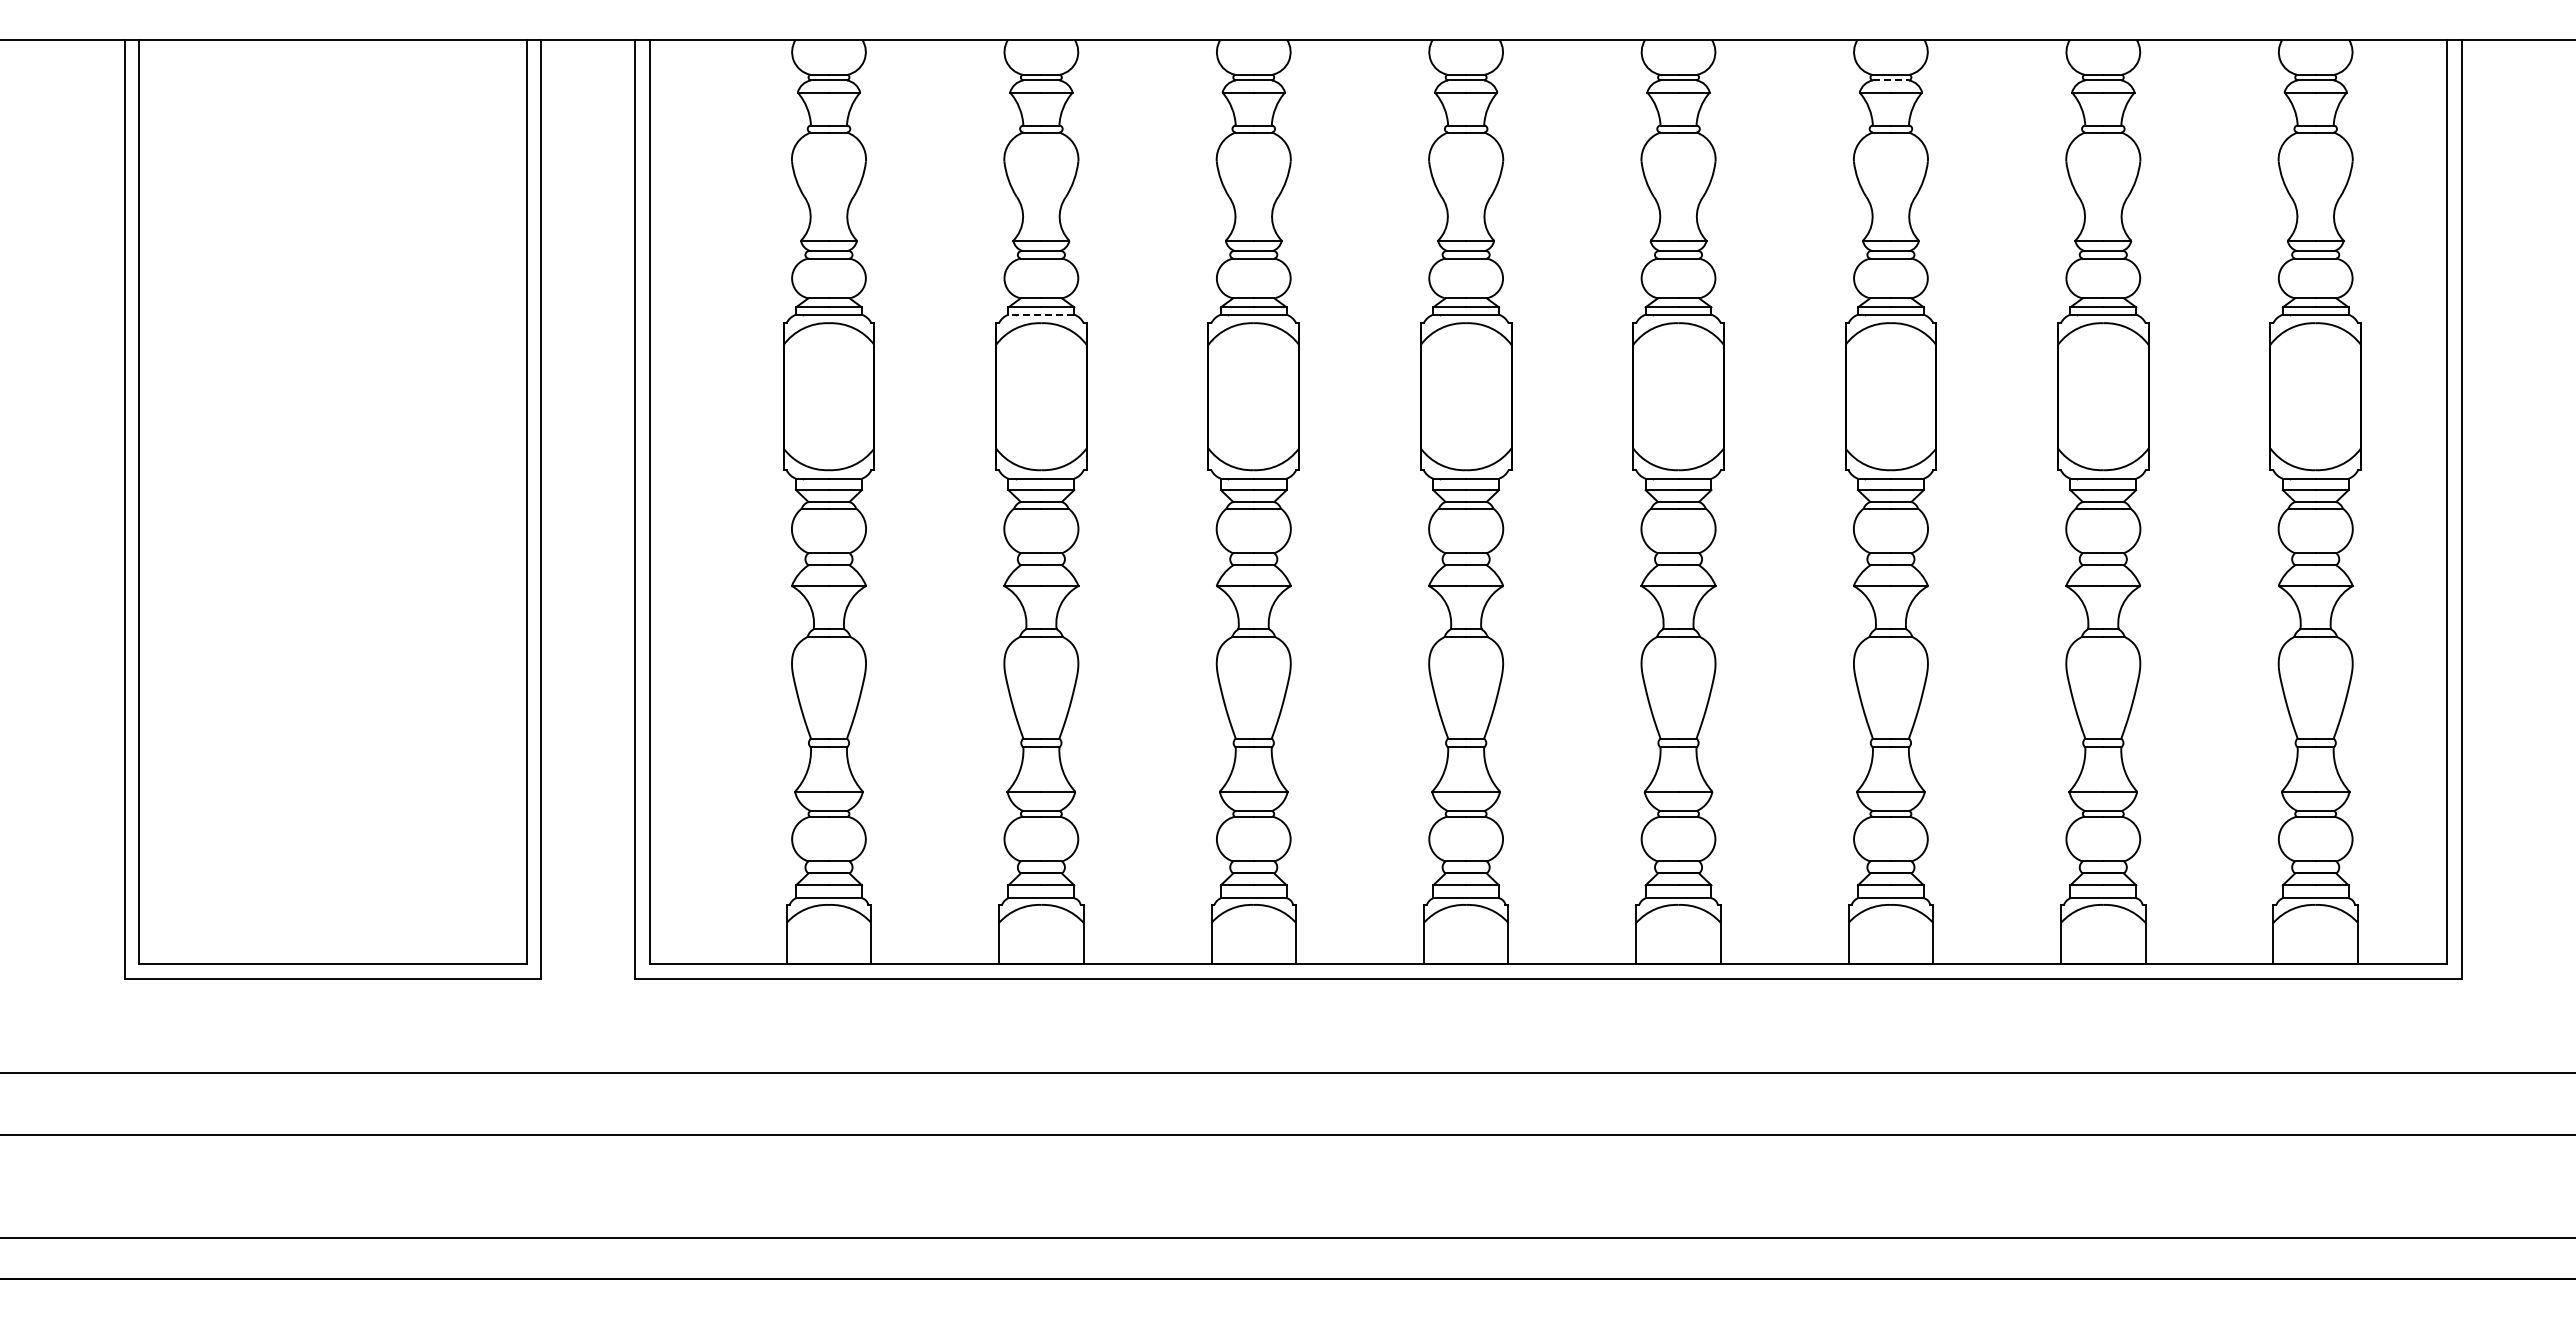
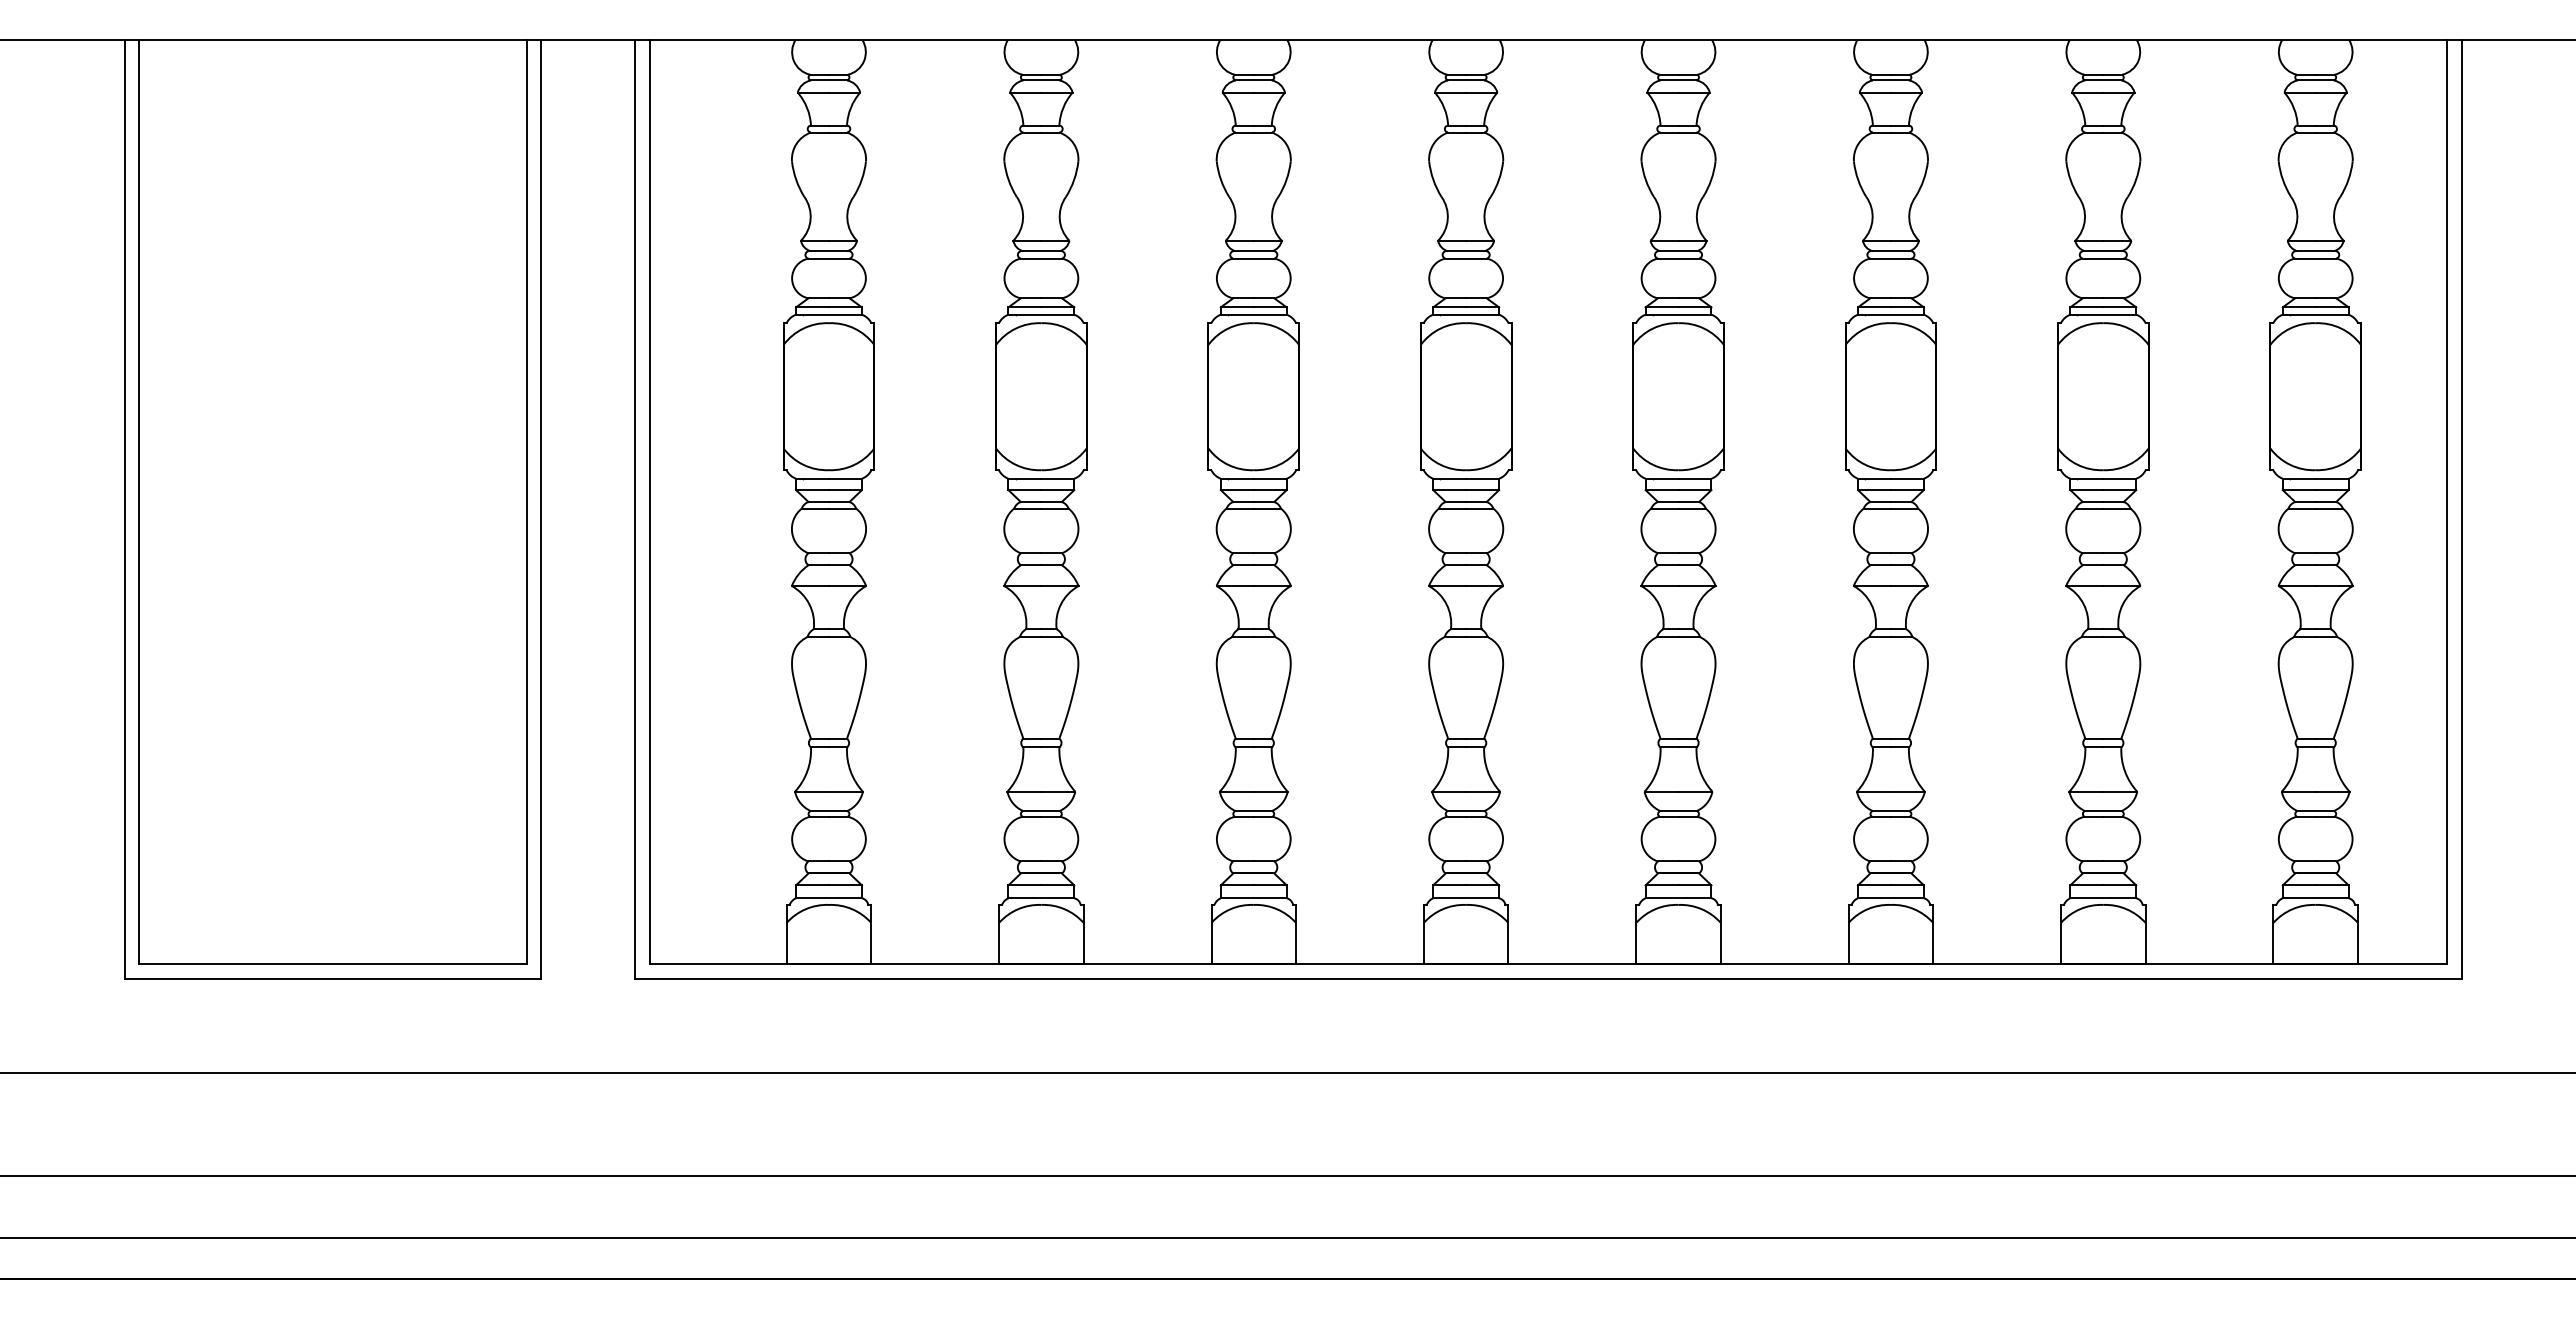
line: dashed -> solid (1891, 80)
line: dashed -> solid (1041, 314)
line position: (1287, 1135) -> (1287, 1176) (1287, 1176)
